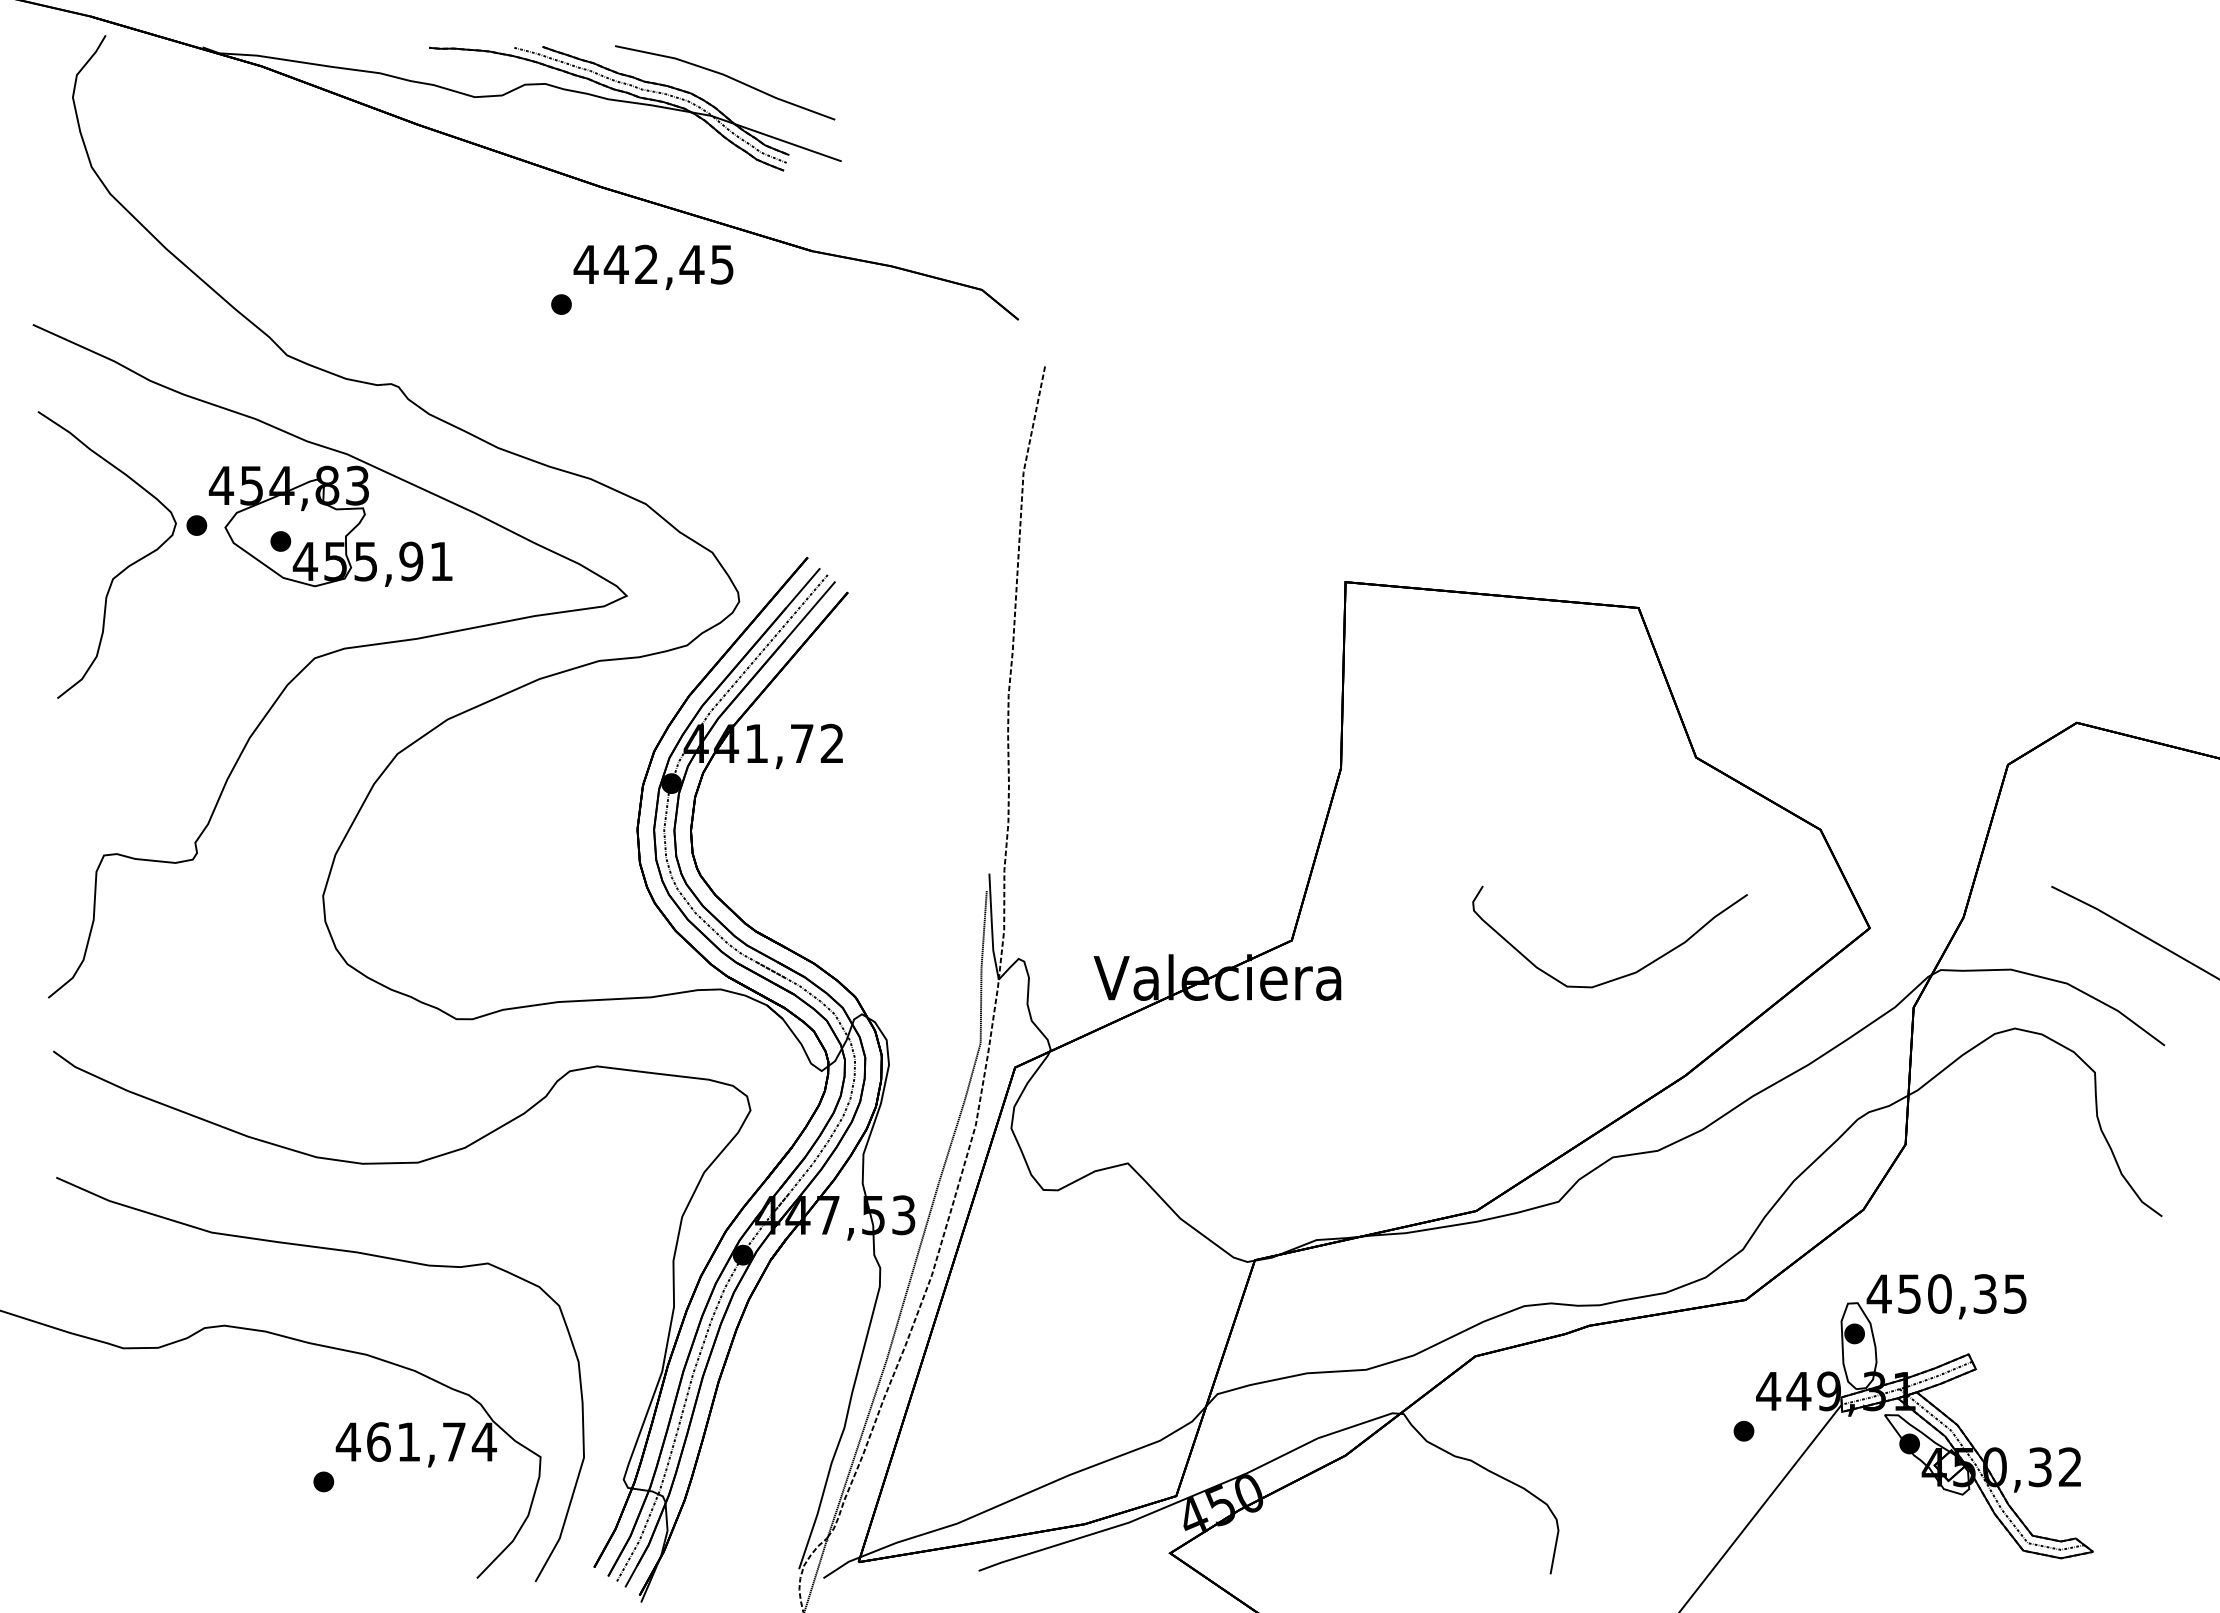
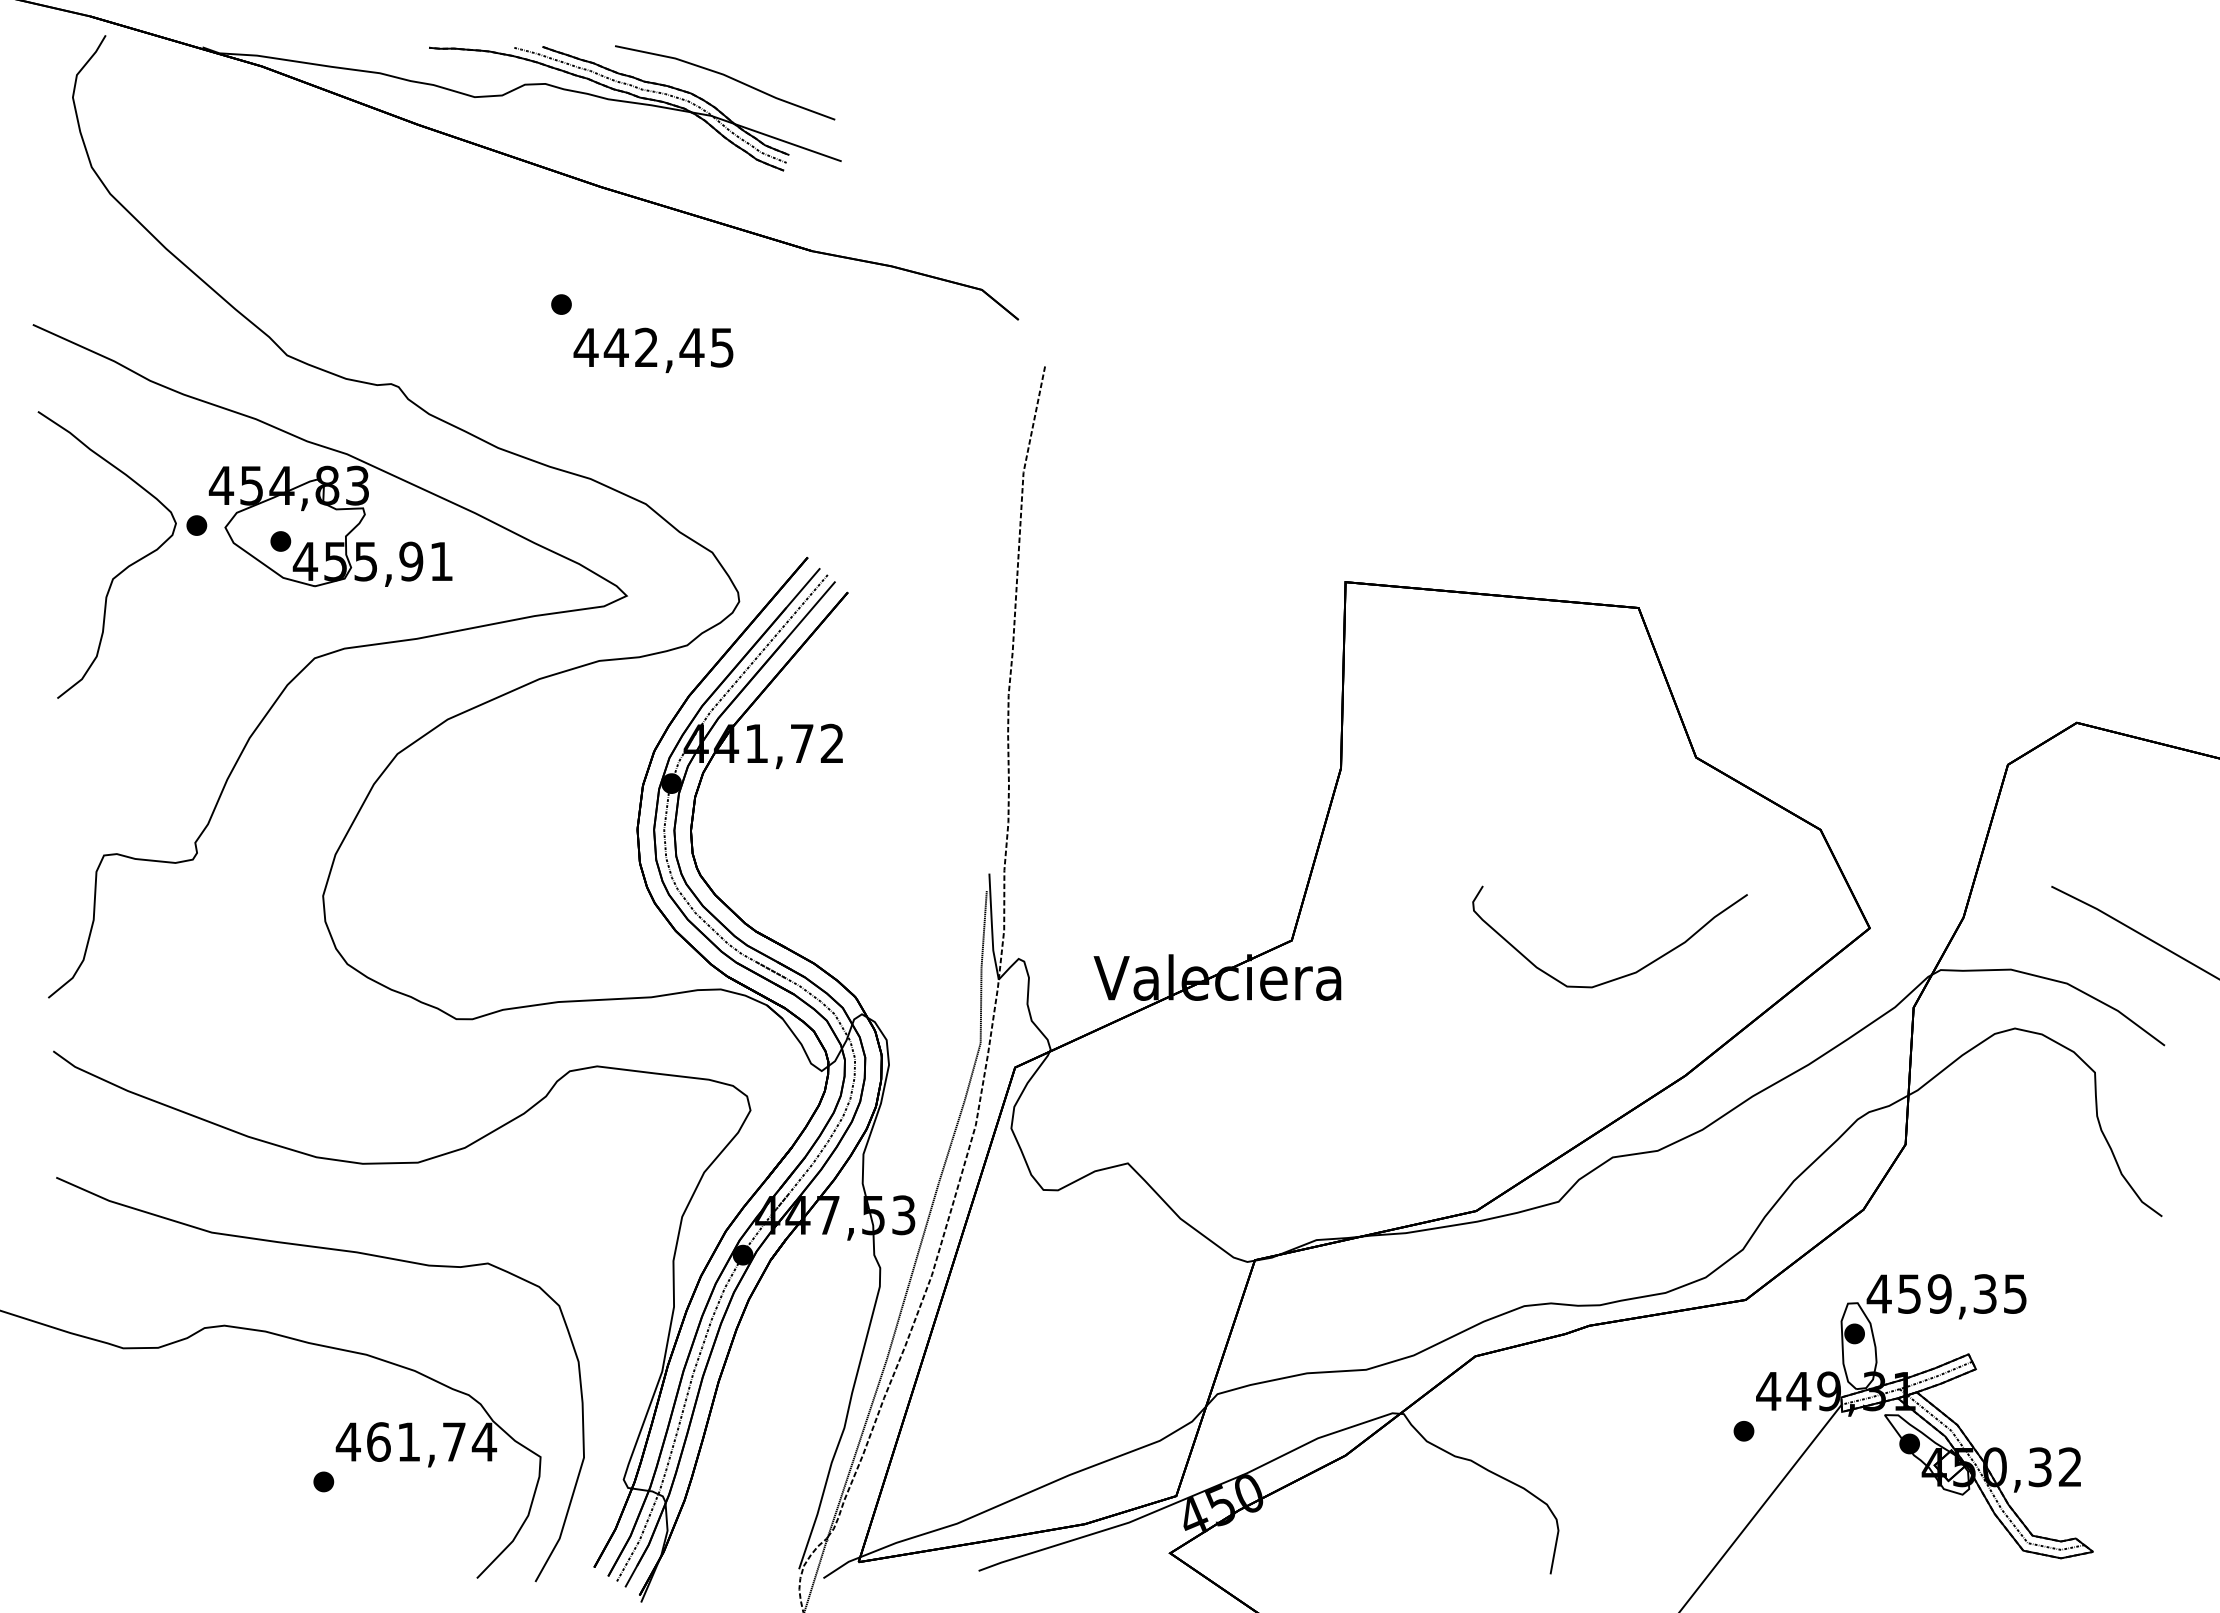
text position: (653, 266) -> (653, 349) (653, 349)
text: 450,35 -> 459,35 (1939, 1293)
